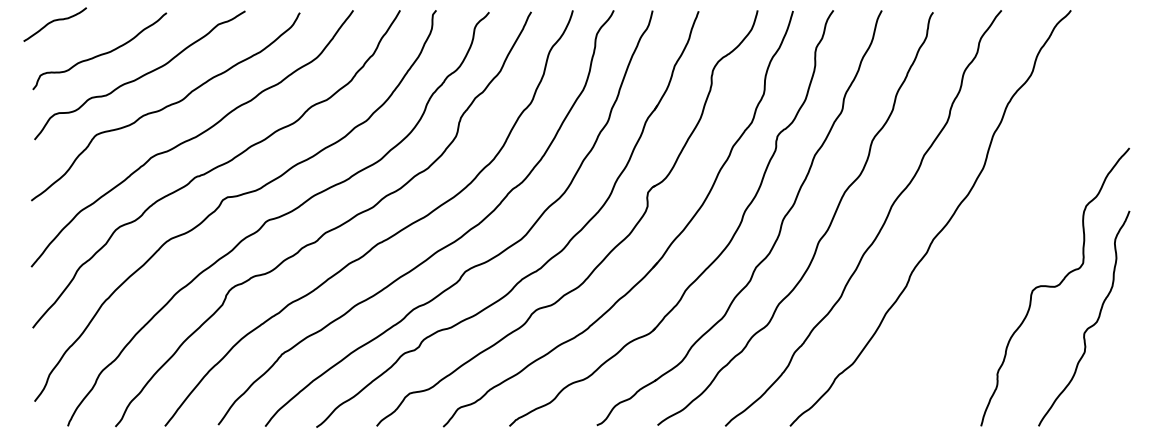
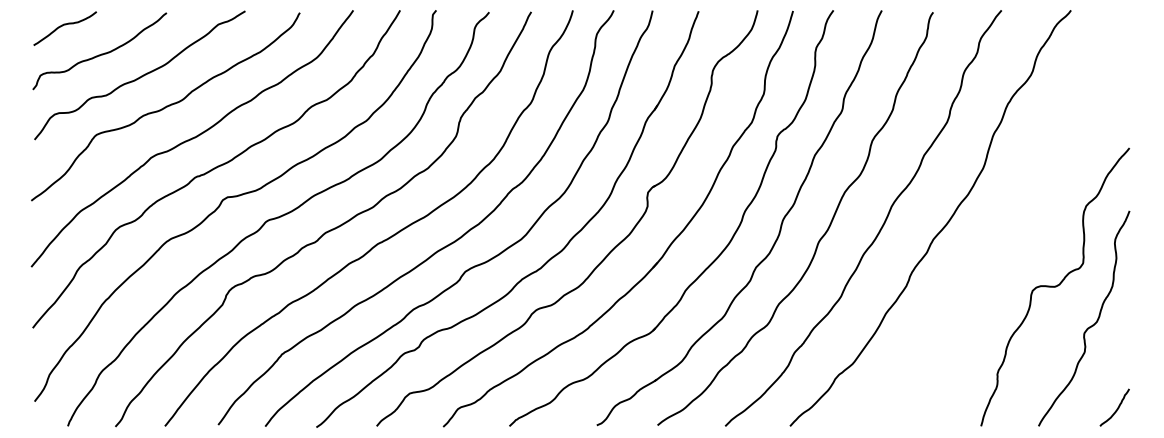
curve position: (52, 22) -> (62, 26) (62, 26)
curve: none -> present (1116, 409)
